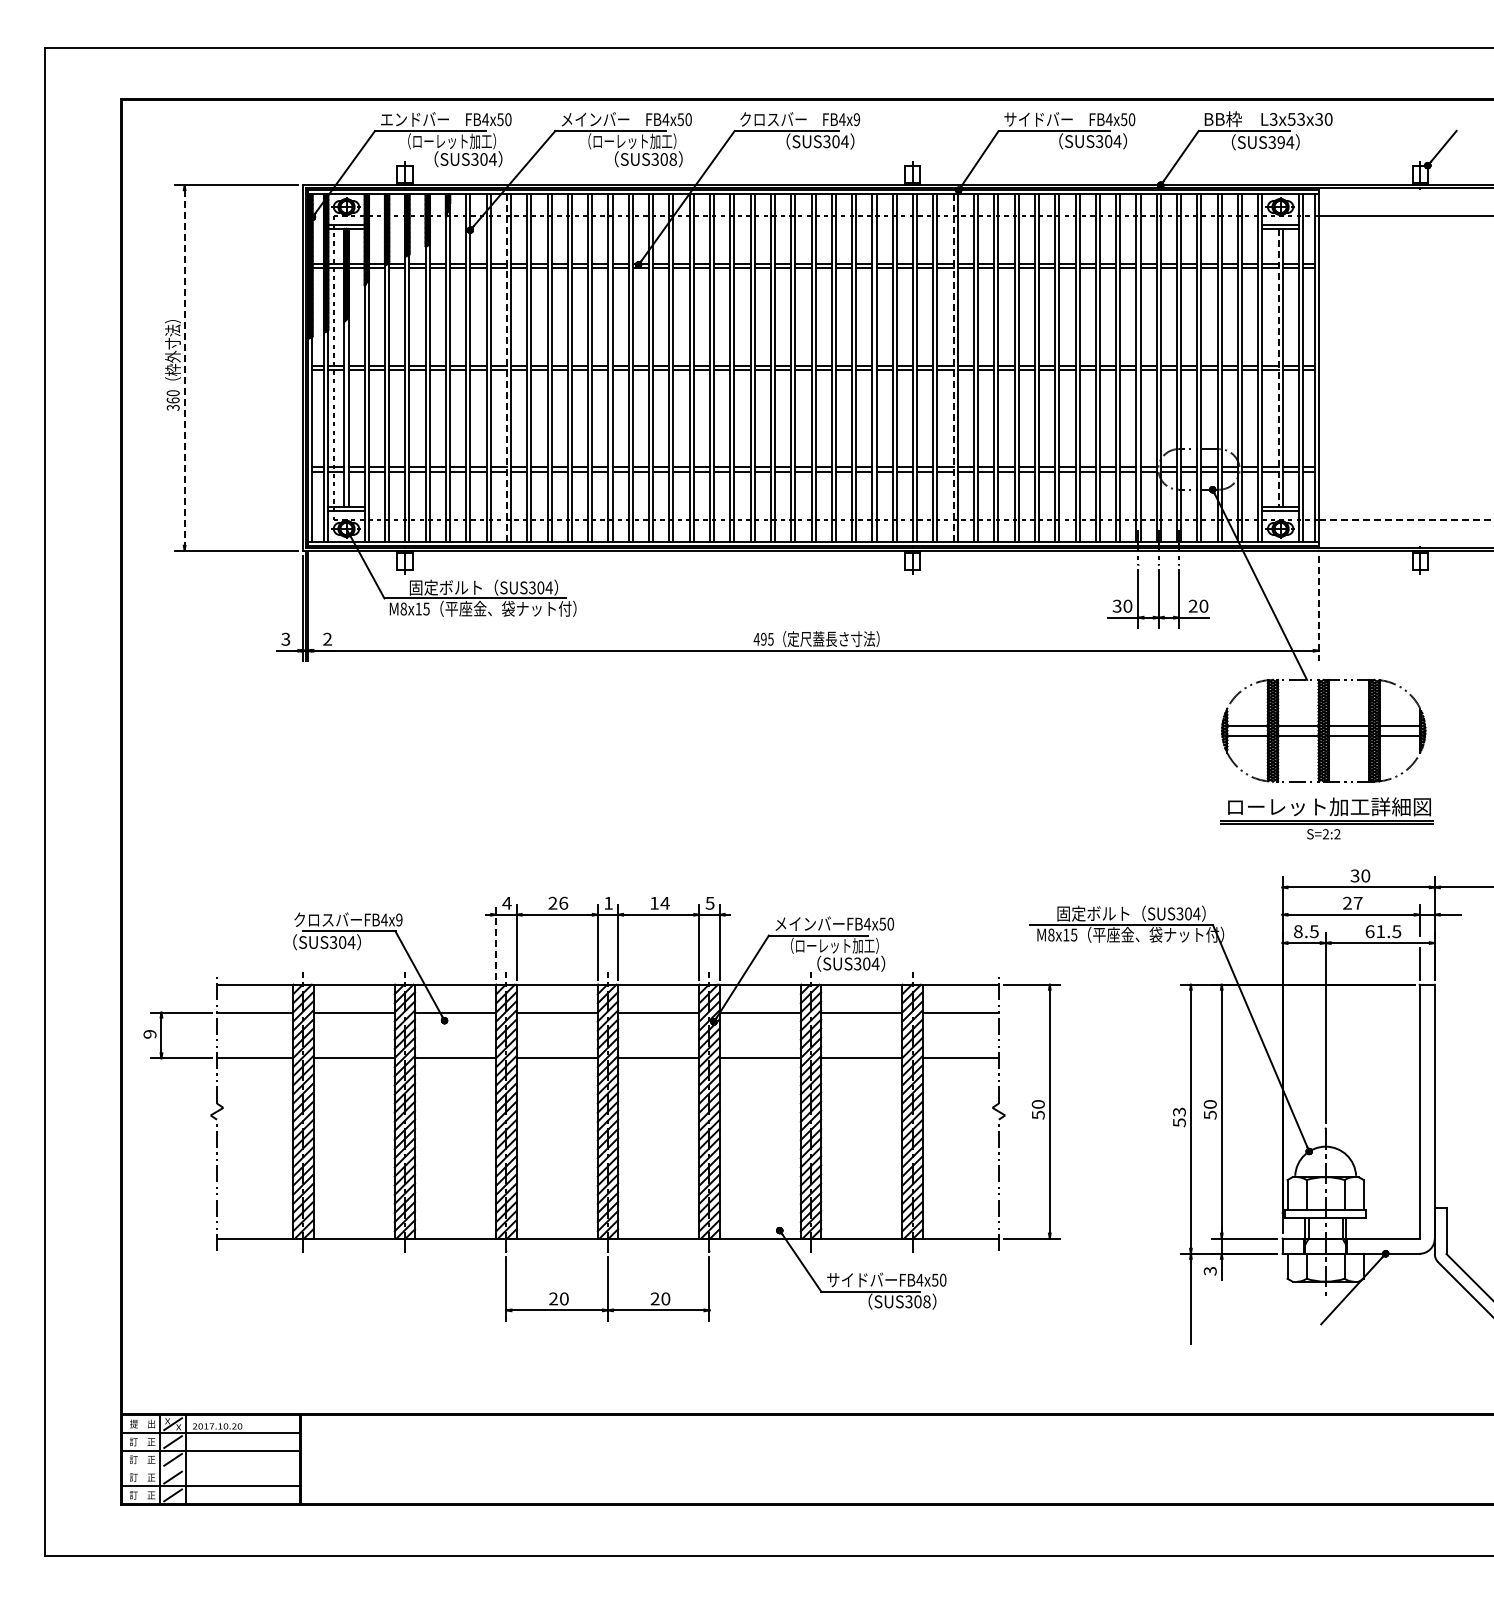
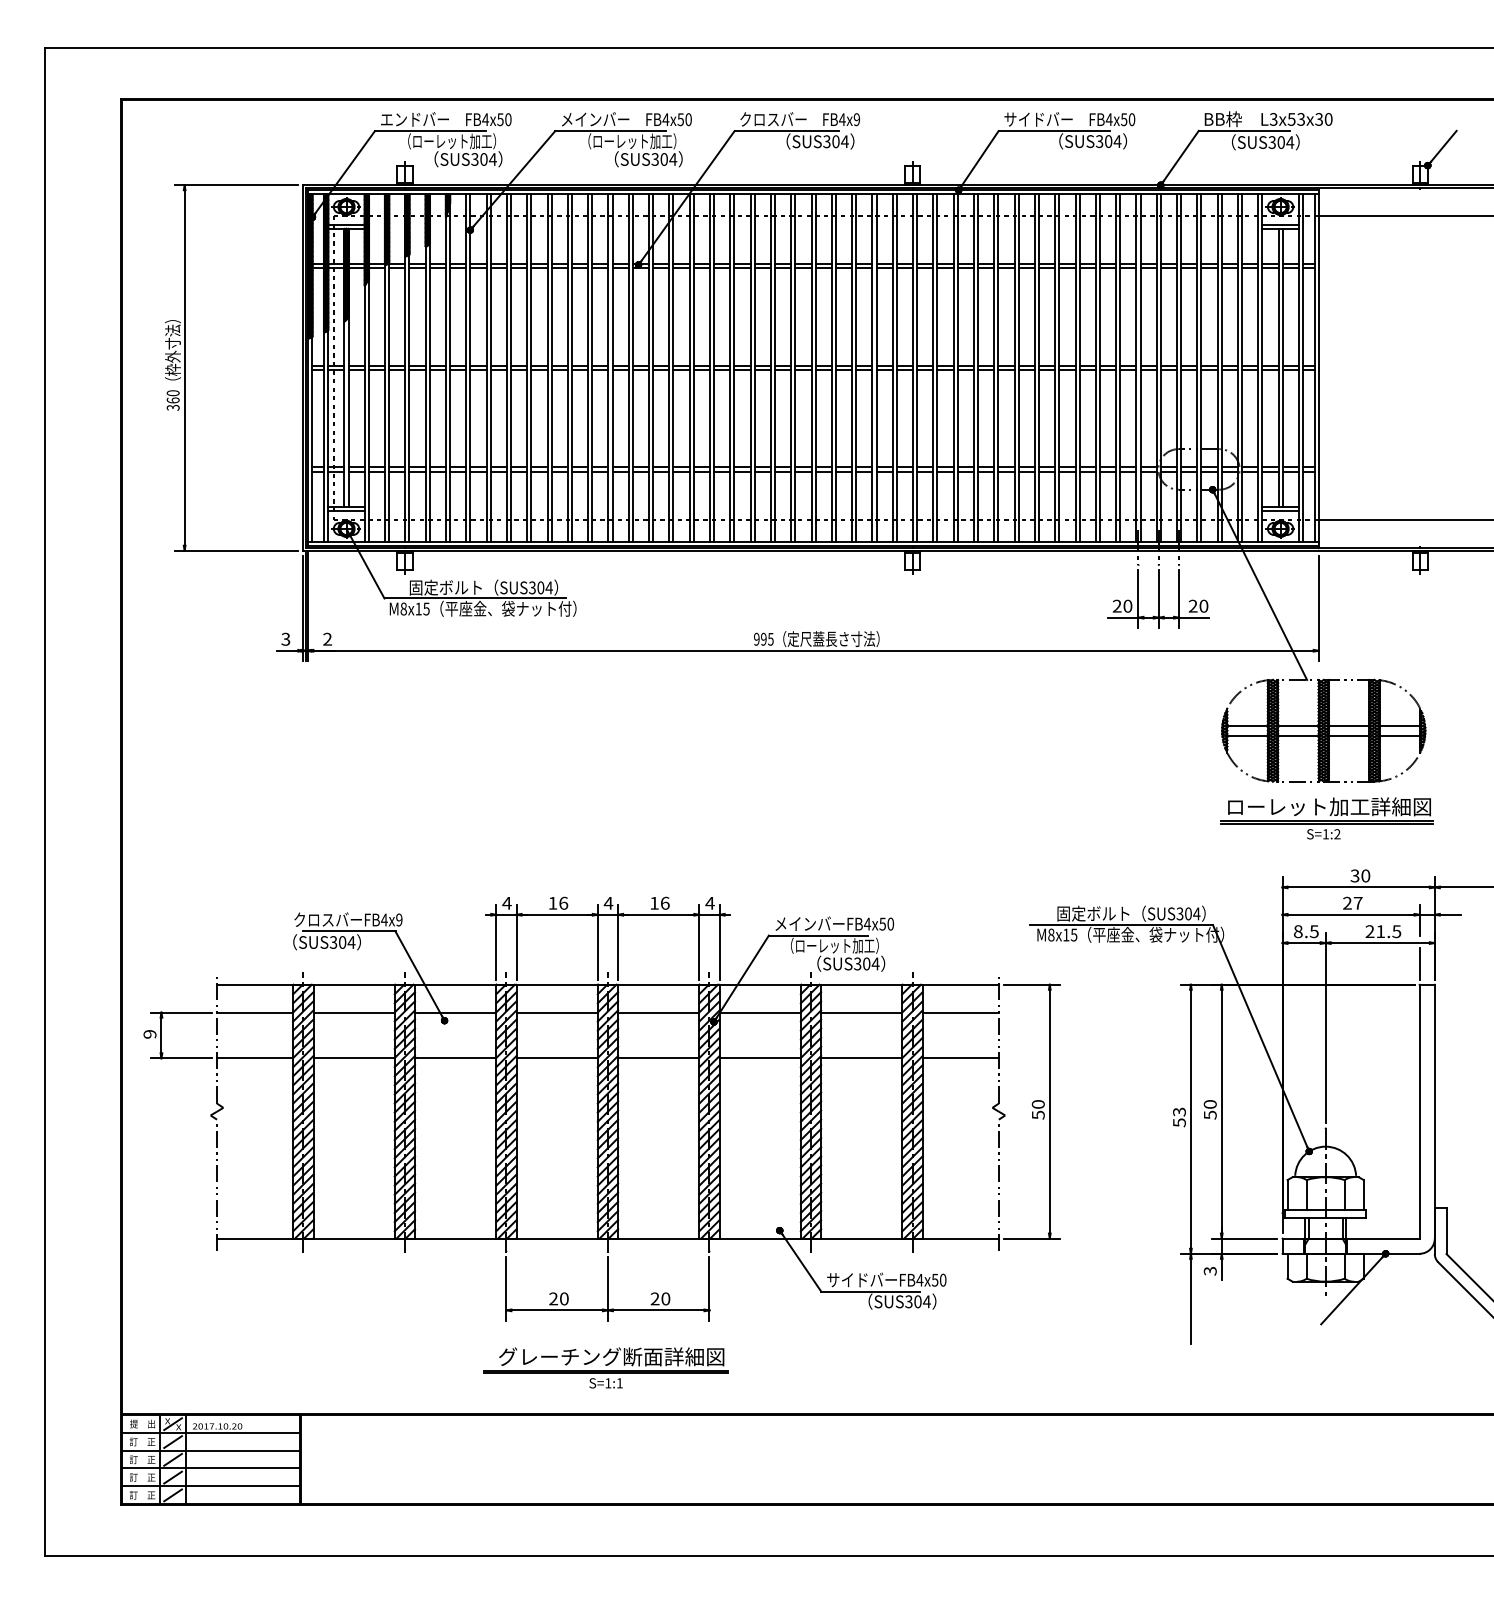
text: SUS394 -> SUS304 (1280, 142)
text: SUS308 -> SUS304 (673, 159)
line: dashed -> solid (184, 367)
line: dashed -> solid (506, 367)
line: dashed -> solid (953, 367)
line: dashed -> solid (1278, 368)
line: dashed -> solid (1406, 520)
text: 30 -> 20 (1116, 606)
line: dashed -> solid (1318, 608)
text: 495 -> 995 (756, 638)
text: S=2:2 -> S=1:2 (1325, 834)
text: 26 -> 16 (552, 902)
text: 14 -> 16 (664, 902)
text: 1 -> 4 (608, 903)
text: 5 -> 4 (709, 903)
text: 61.5 -> 21.5 (1369, 931)
line: dashed -> solid (496, 942)
text: SUS308 -> SUS304 (926, 1301)
part: none -> present (605, 1367)
line: none -> present (211, 1468)
